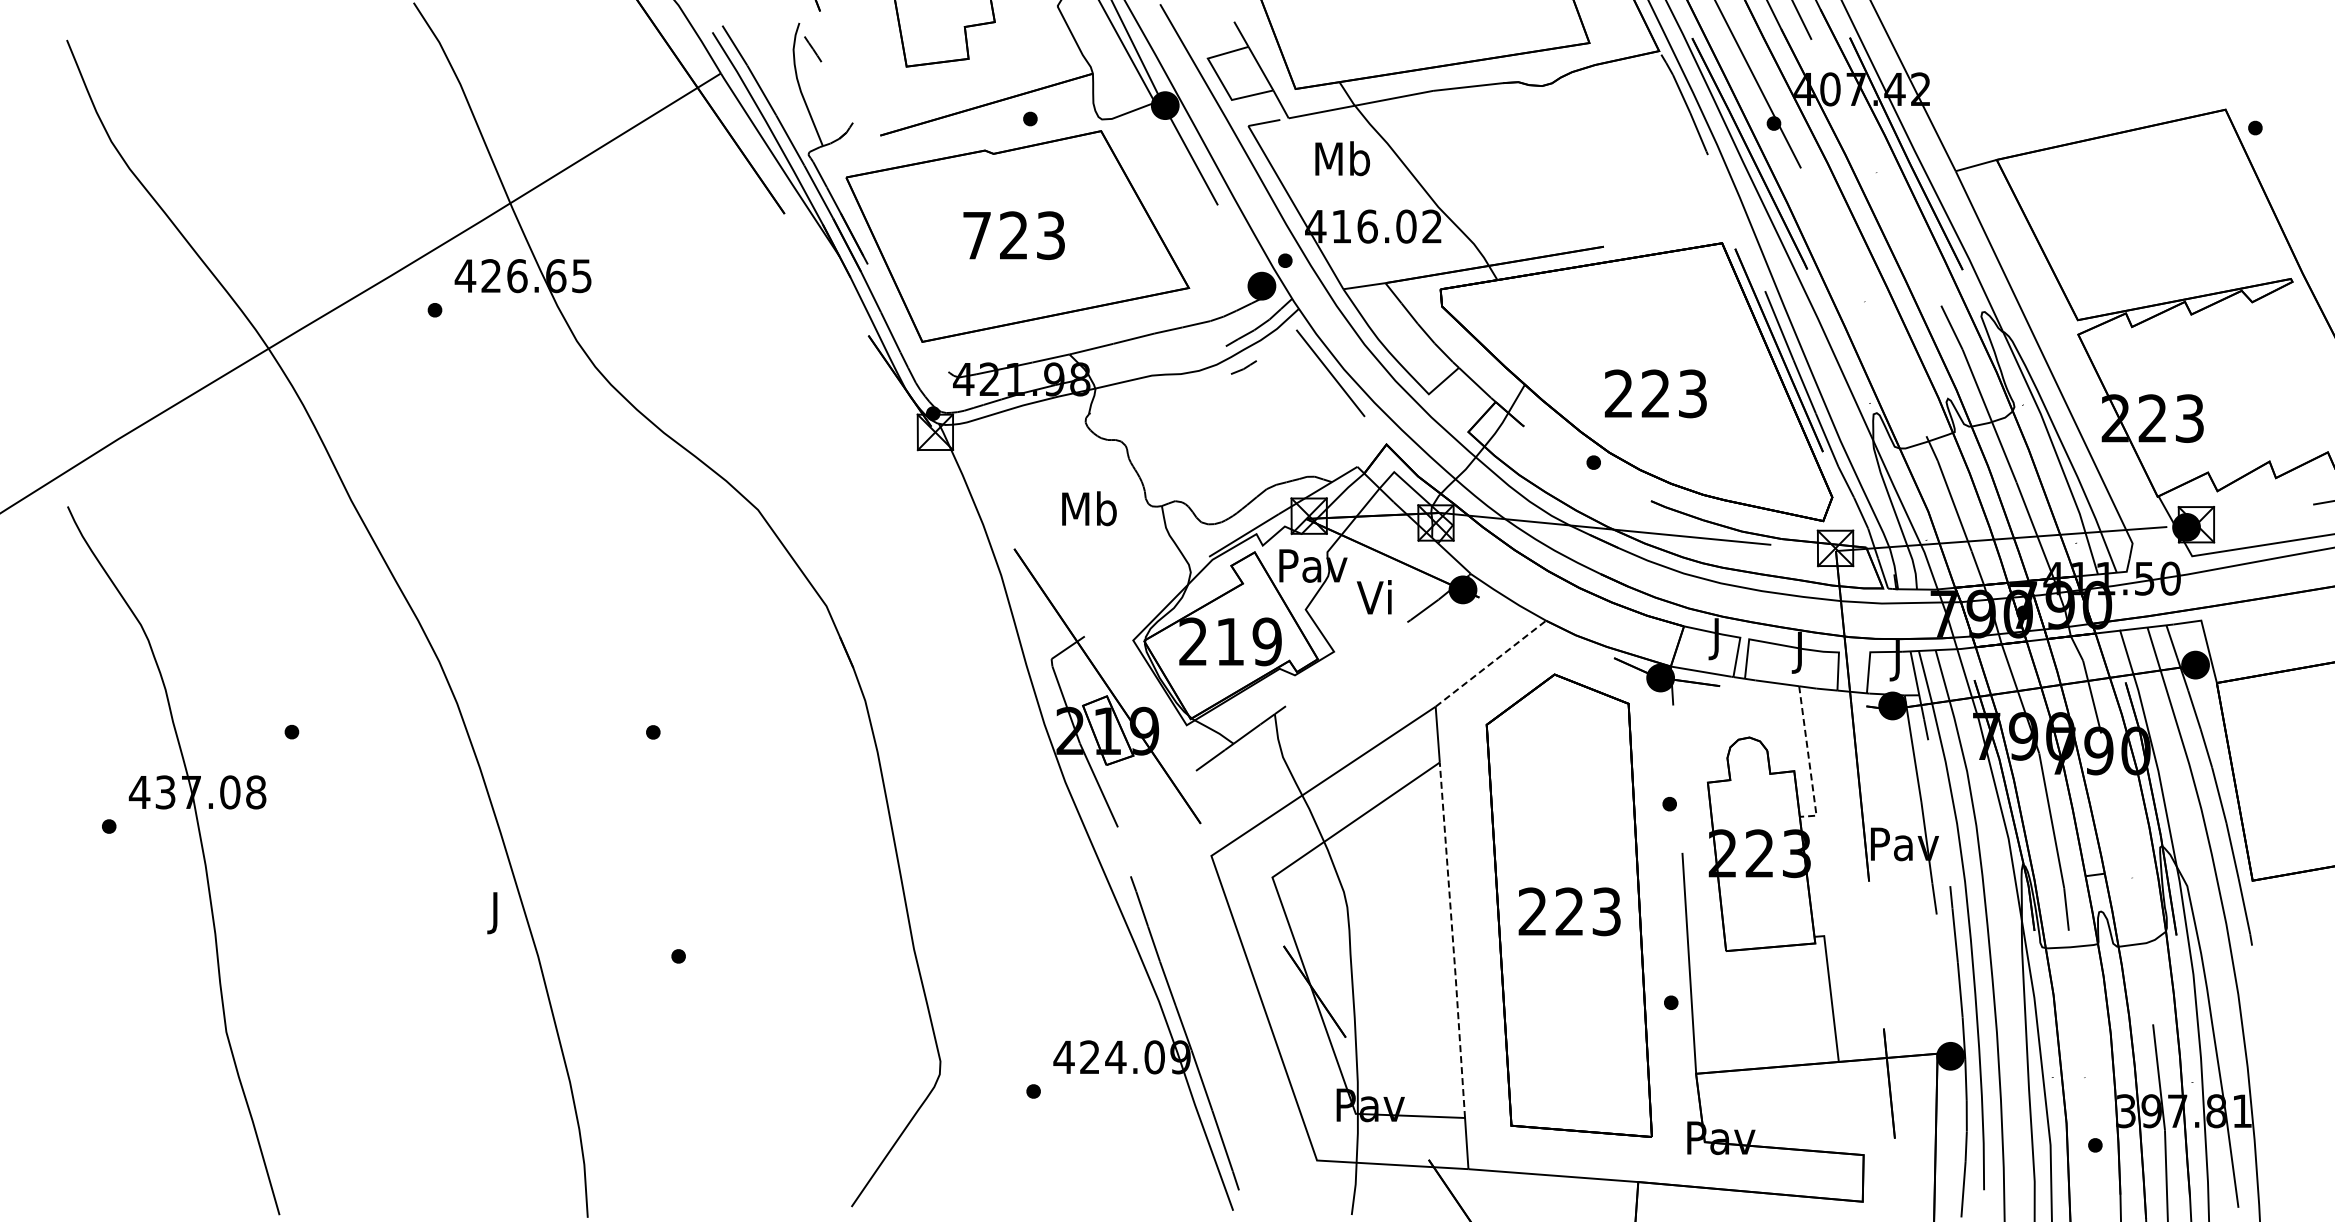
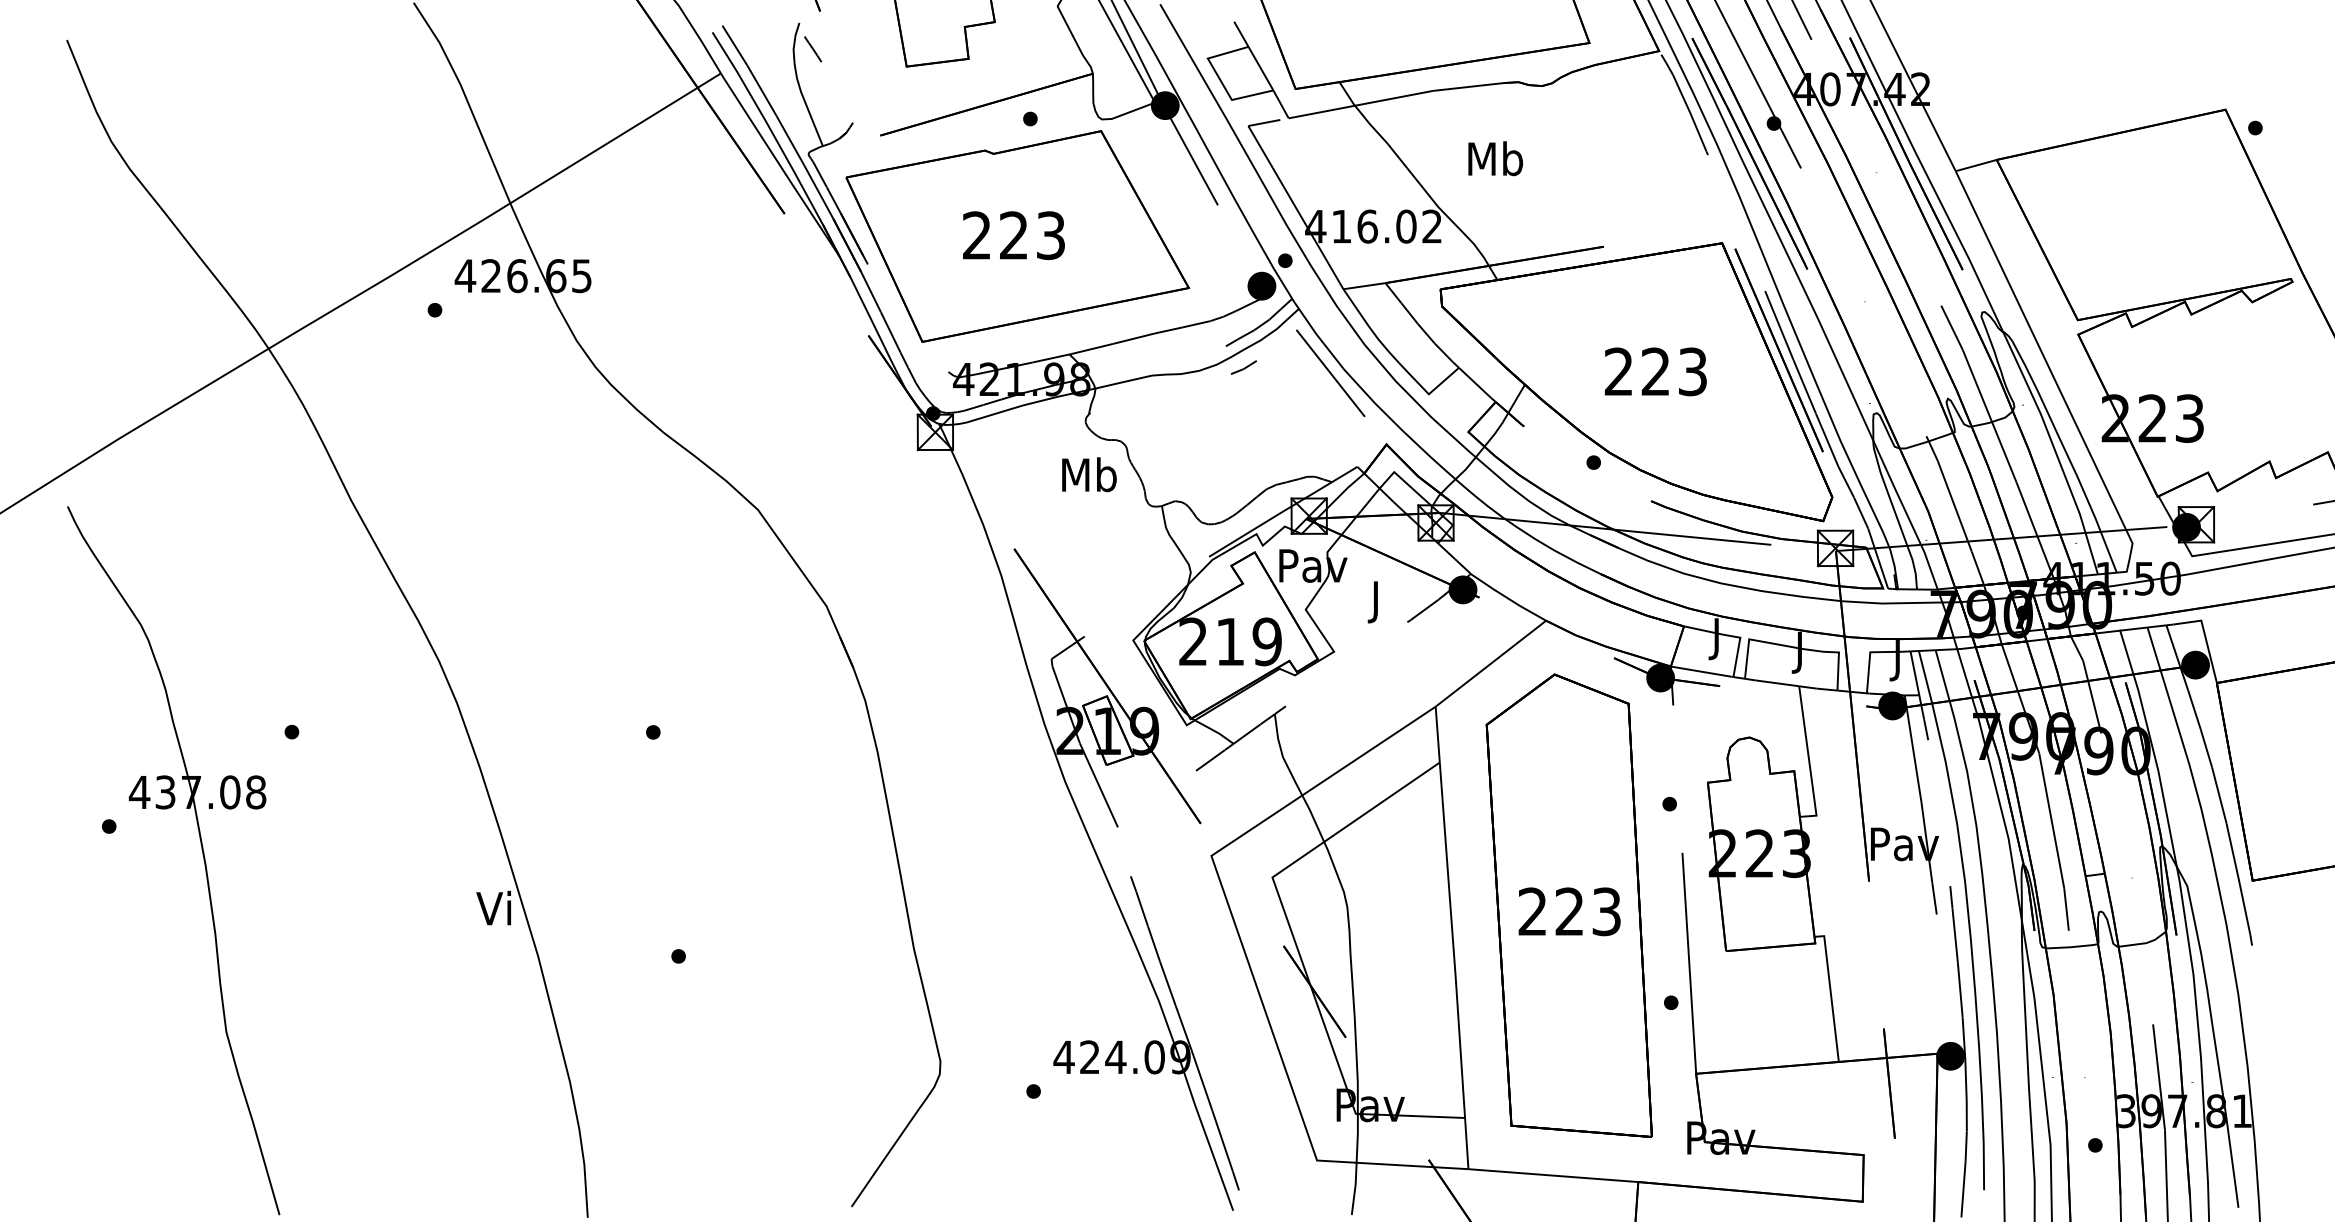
text position: (1342, 158) -> (1495, 158) (1495, 158)
text: 723 -> 223 (976, 235)
text position: (1655, 393) -> (1655, 371) (1655, 371)
text position: (1089, 508) -> (1089, 474) (1089, 474)
text: Vi -> J (1373, 601)
line: dashed -> solid (1490, 663)
line: dashed -> solid (1809, 760)
text: J -> Vi (493, 912)
line: dashed -> solid (1452, 940)
